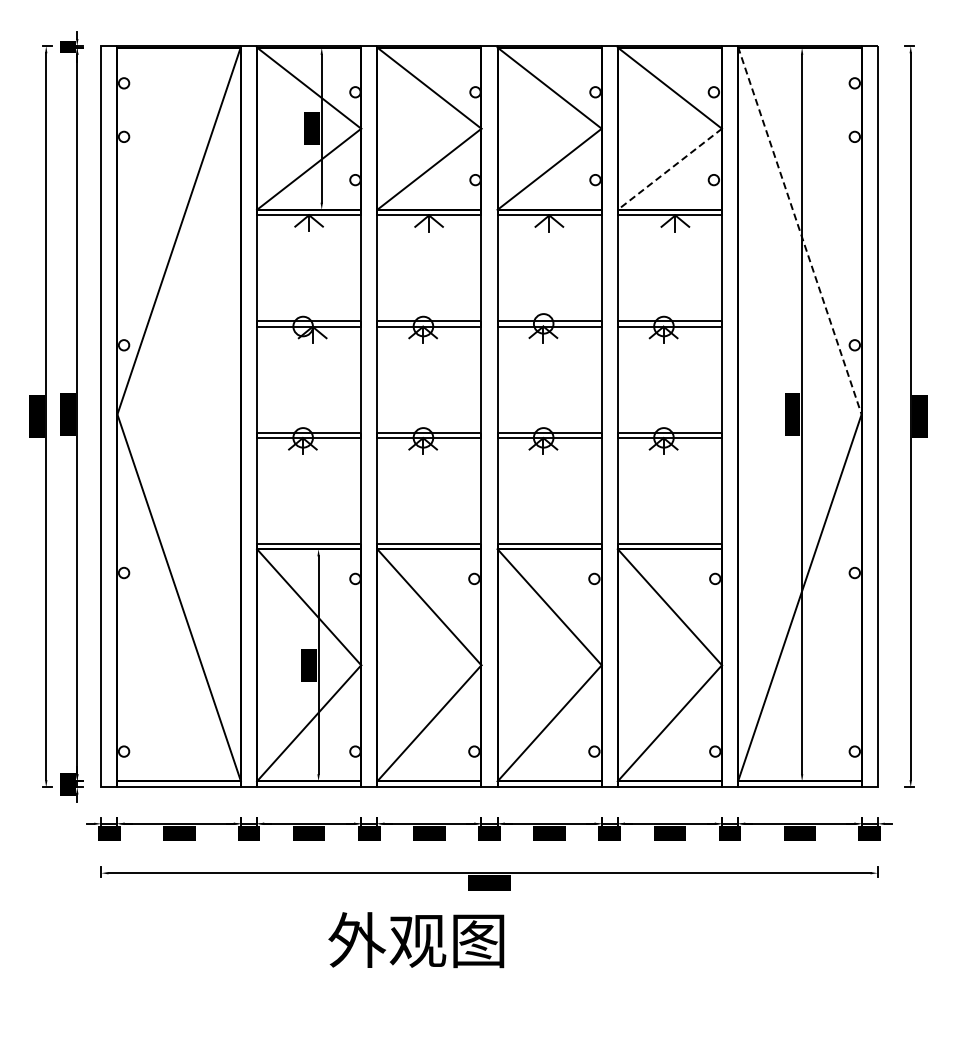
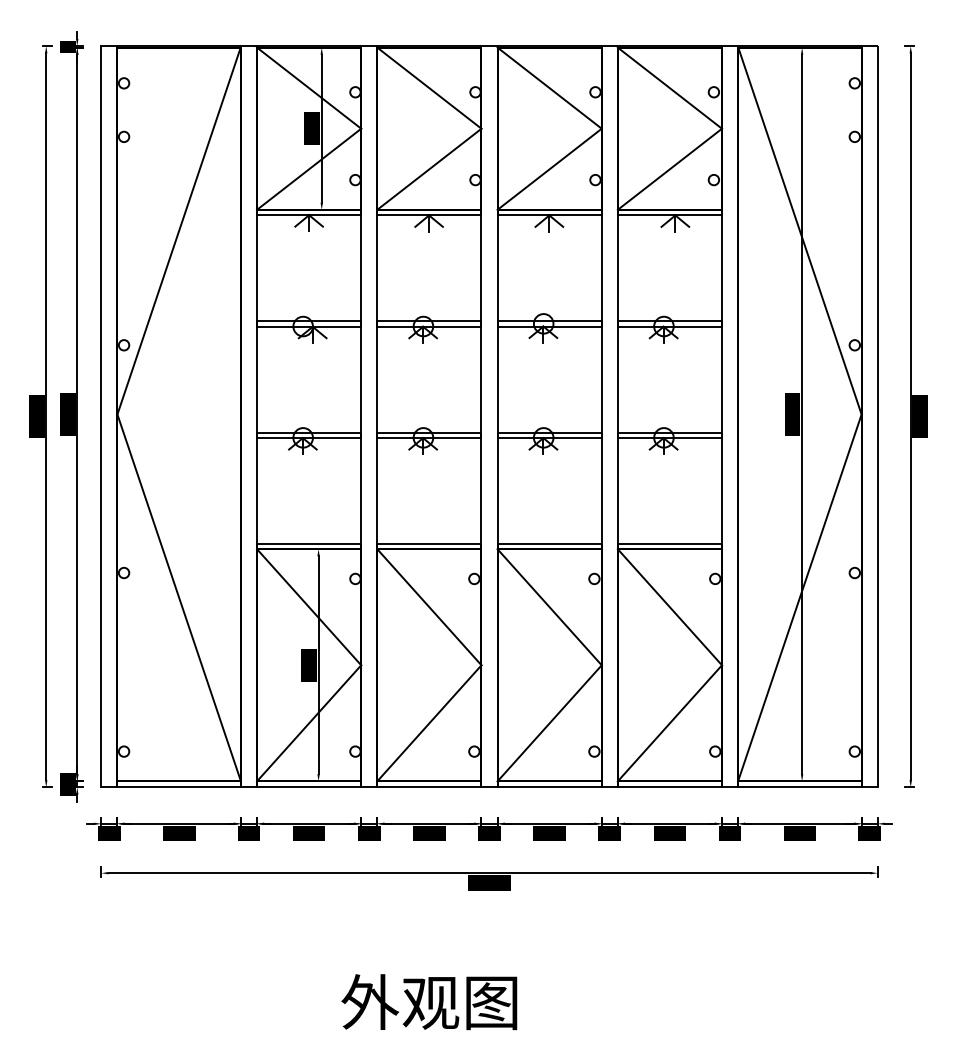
line: dashed -> solid (669, 169)
line: dashed -> solid (799, 230)
text position: (416, 940) -> (429, 1002) (429, 1002)
